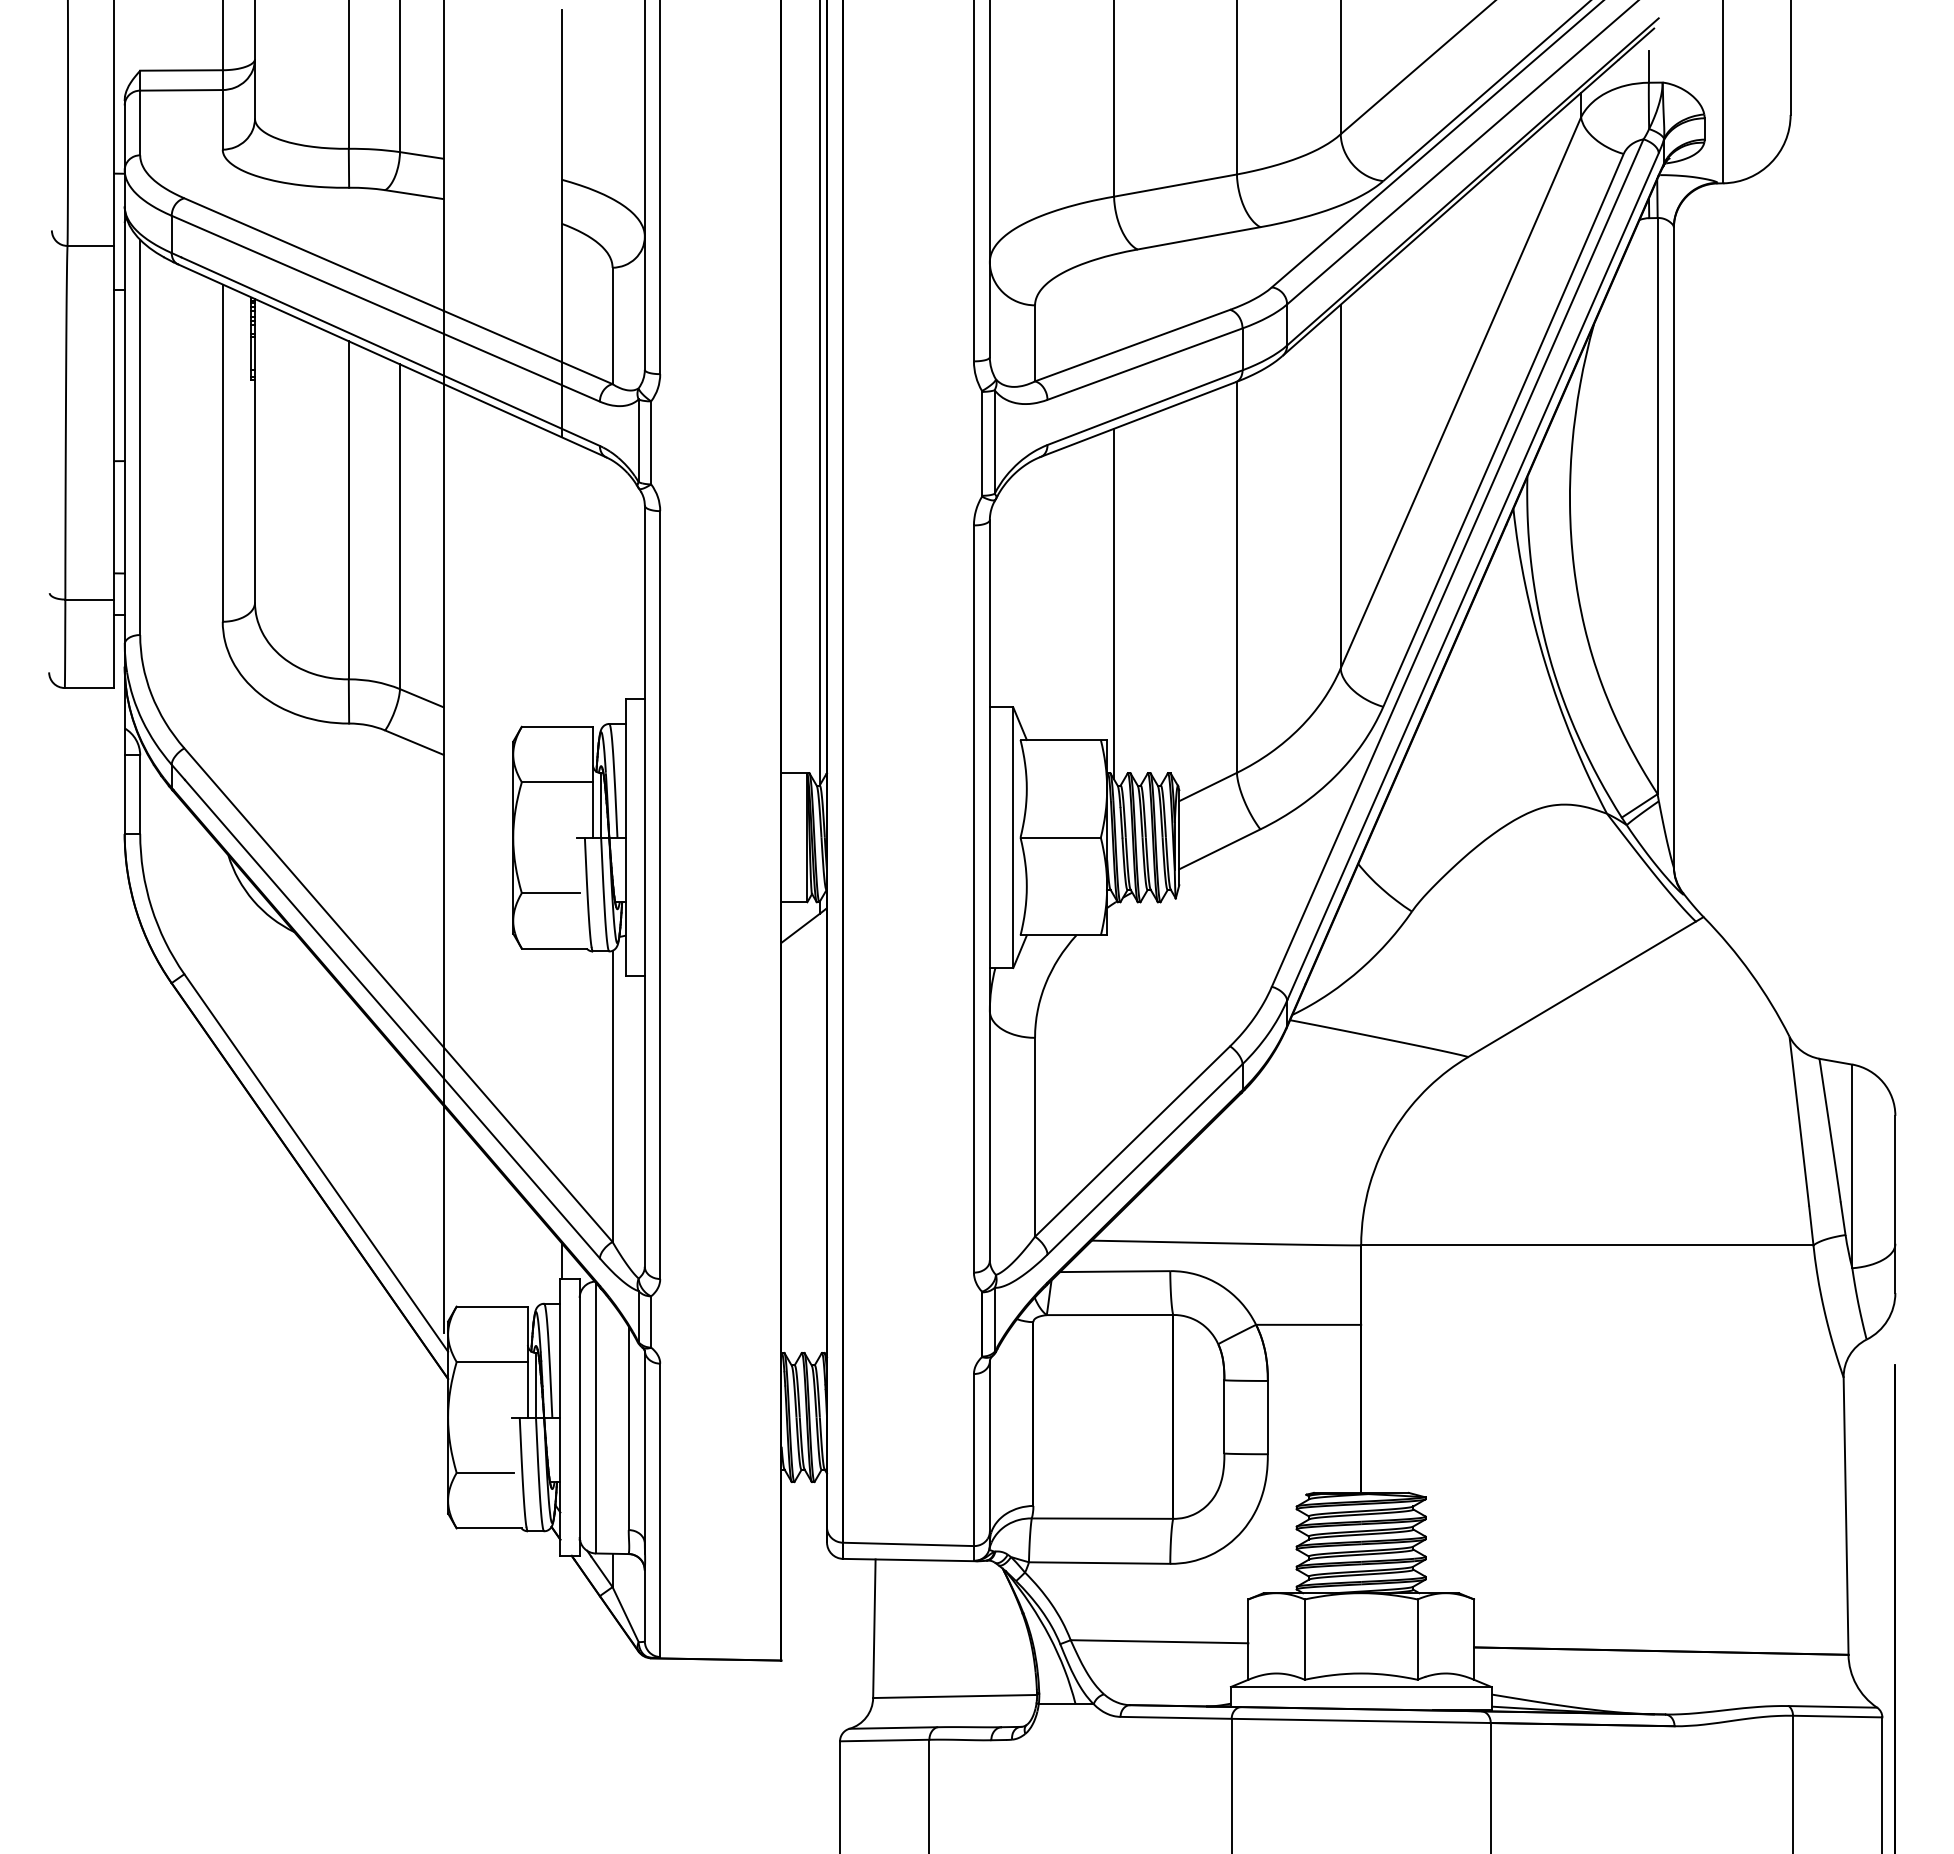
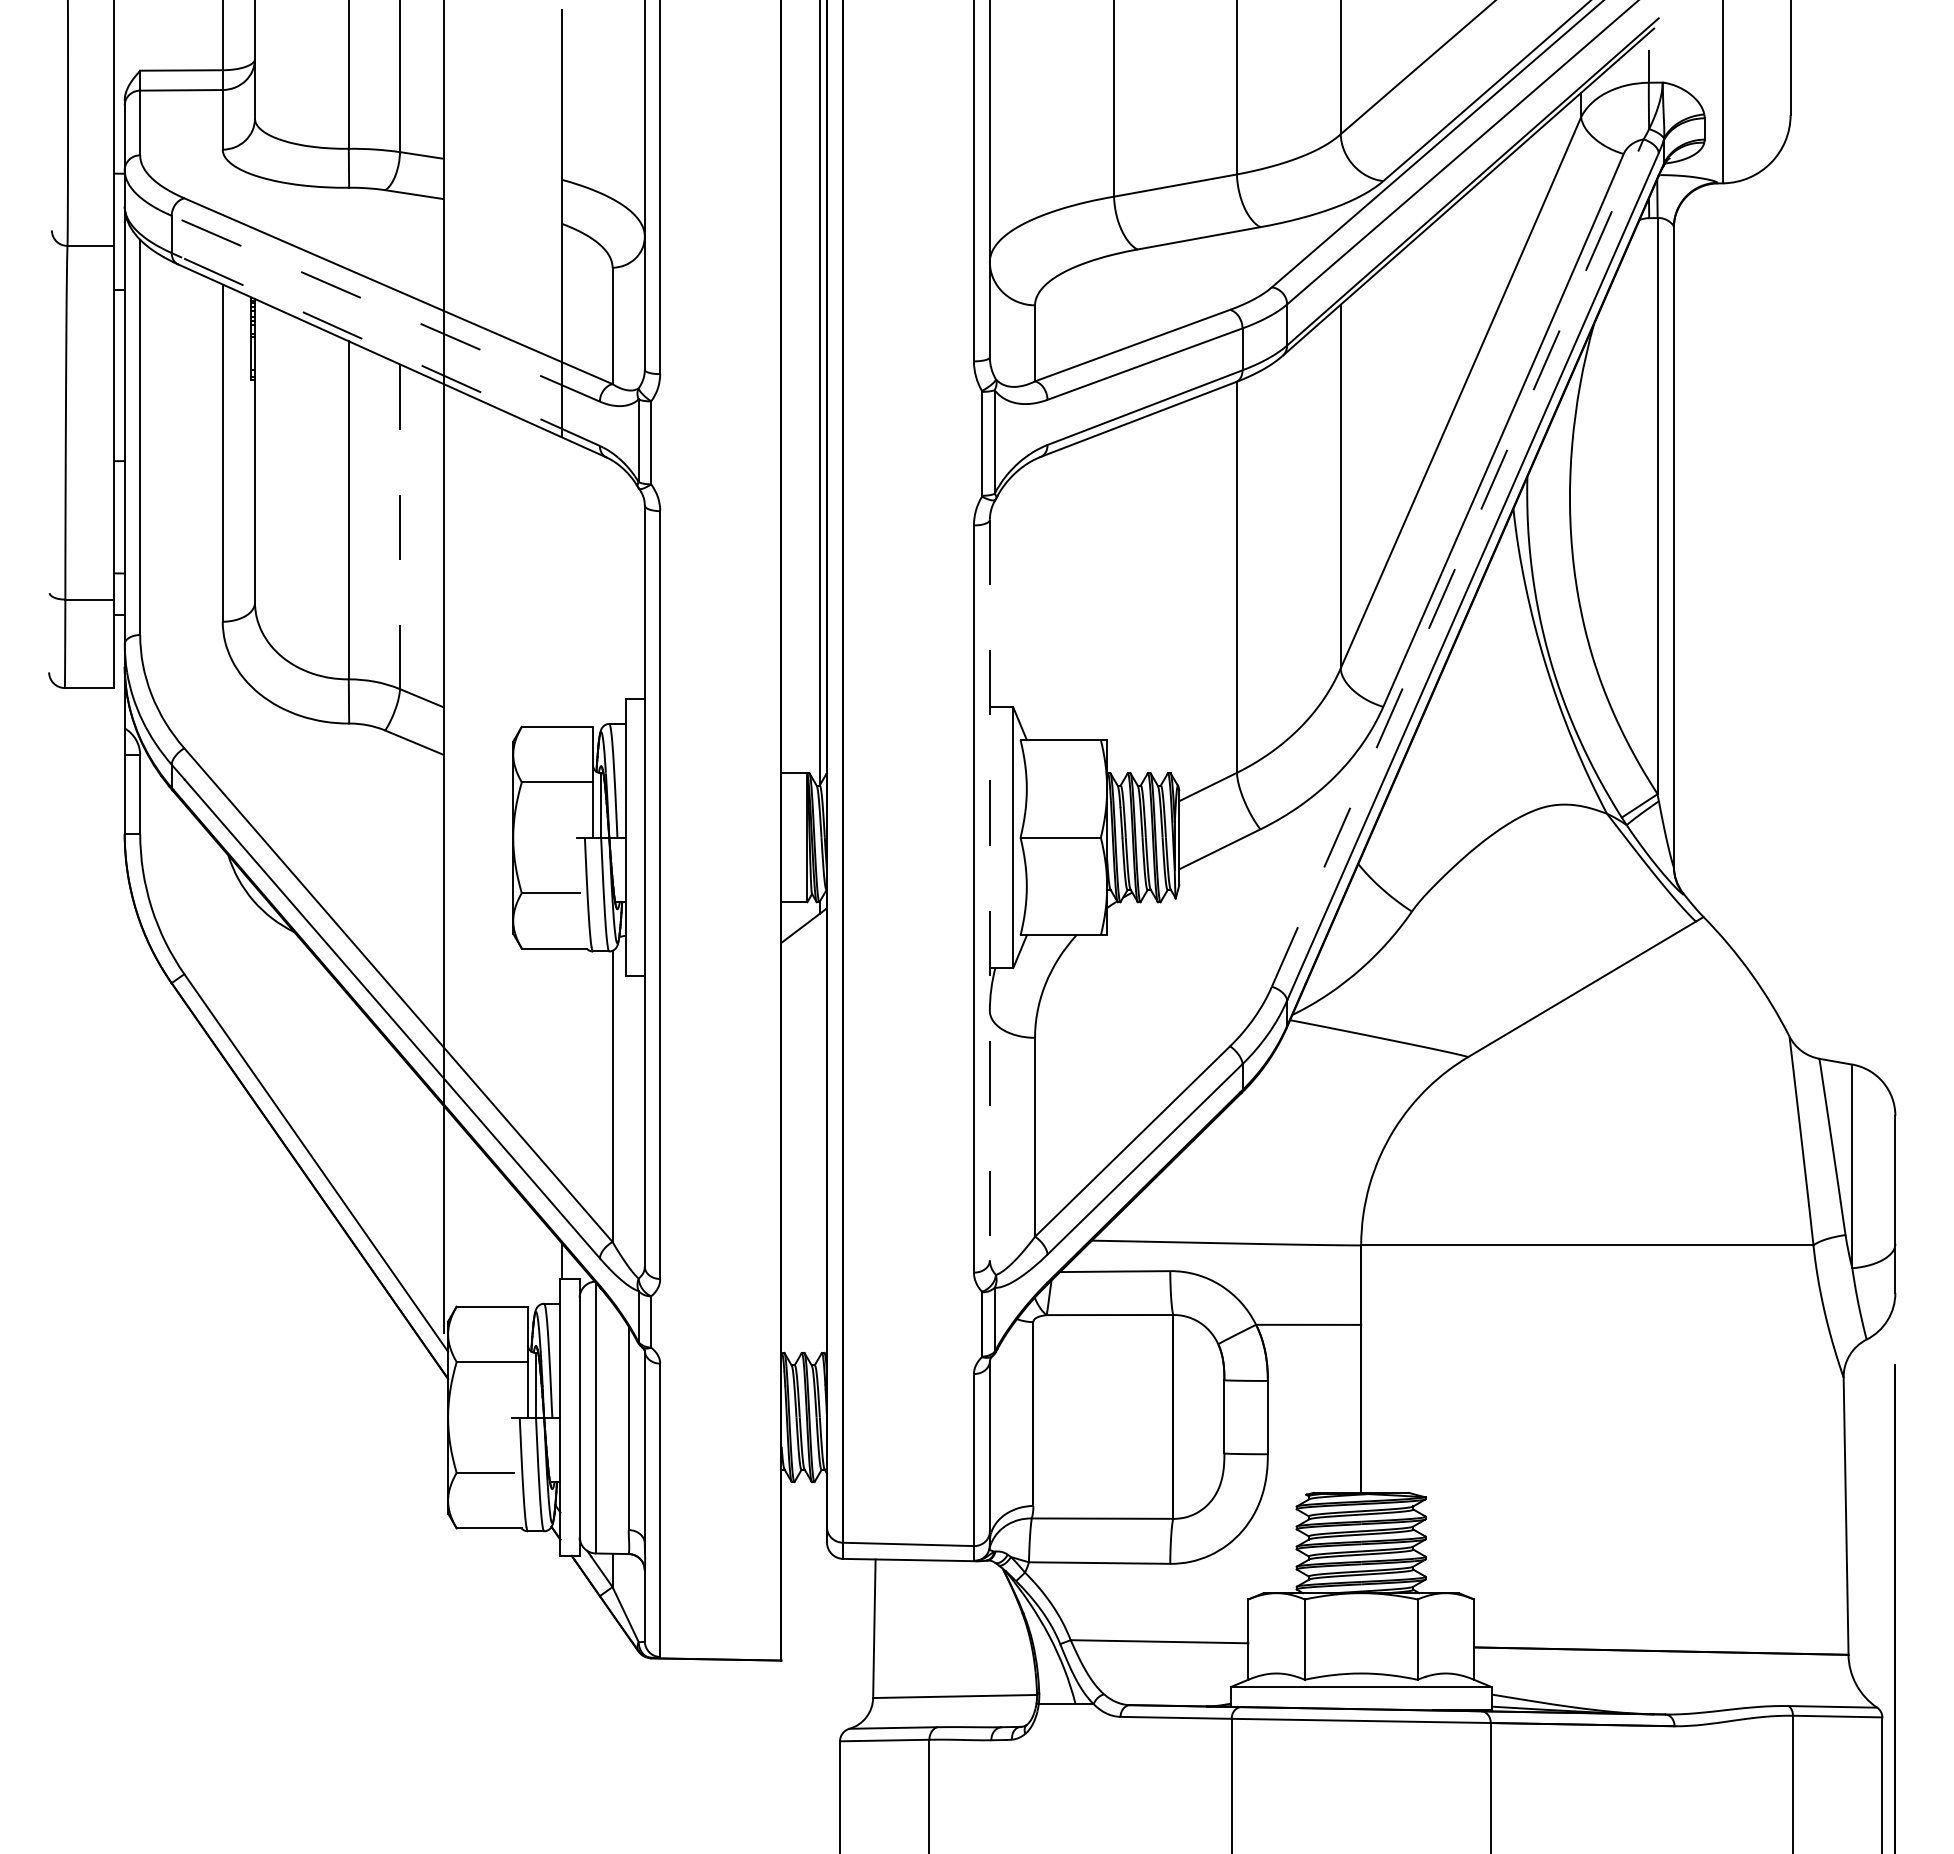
line: solid -> dashed (385, 308)
line: solid -> dashed (390, 351)
line: solid -> dashed (400, 527)
line: solid -> dashed (1457, 563)
line: present -> none (1114, 603)
line: solid -> dashed (989, 890)
